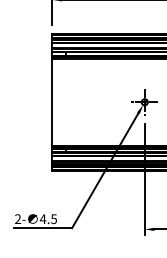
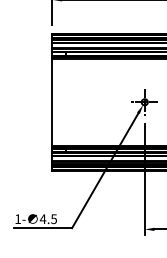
text: 2- -> 1- (18, 218)
